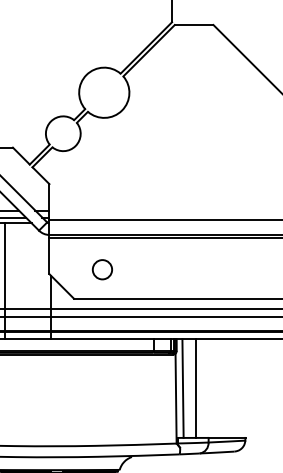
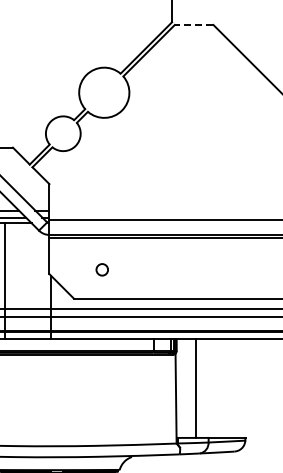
line: solid -> dashed (193, 25)
circle size: 22x22 px -> 14x14 px (101, 269)
line: present -> none (182, 388)
